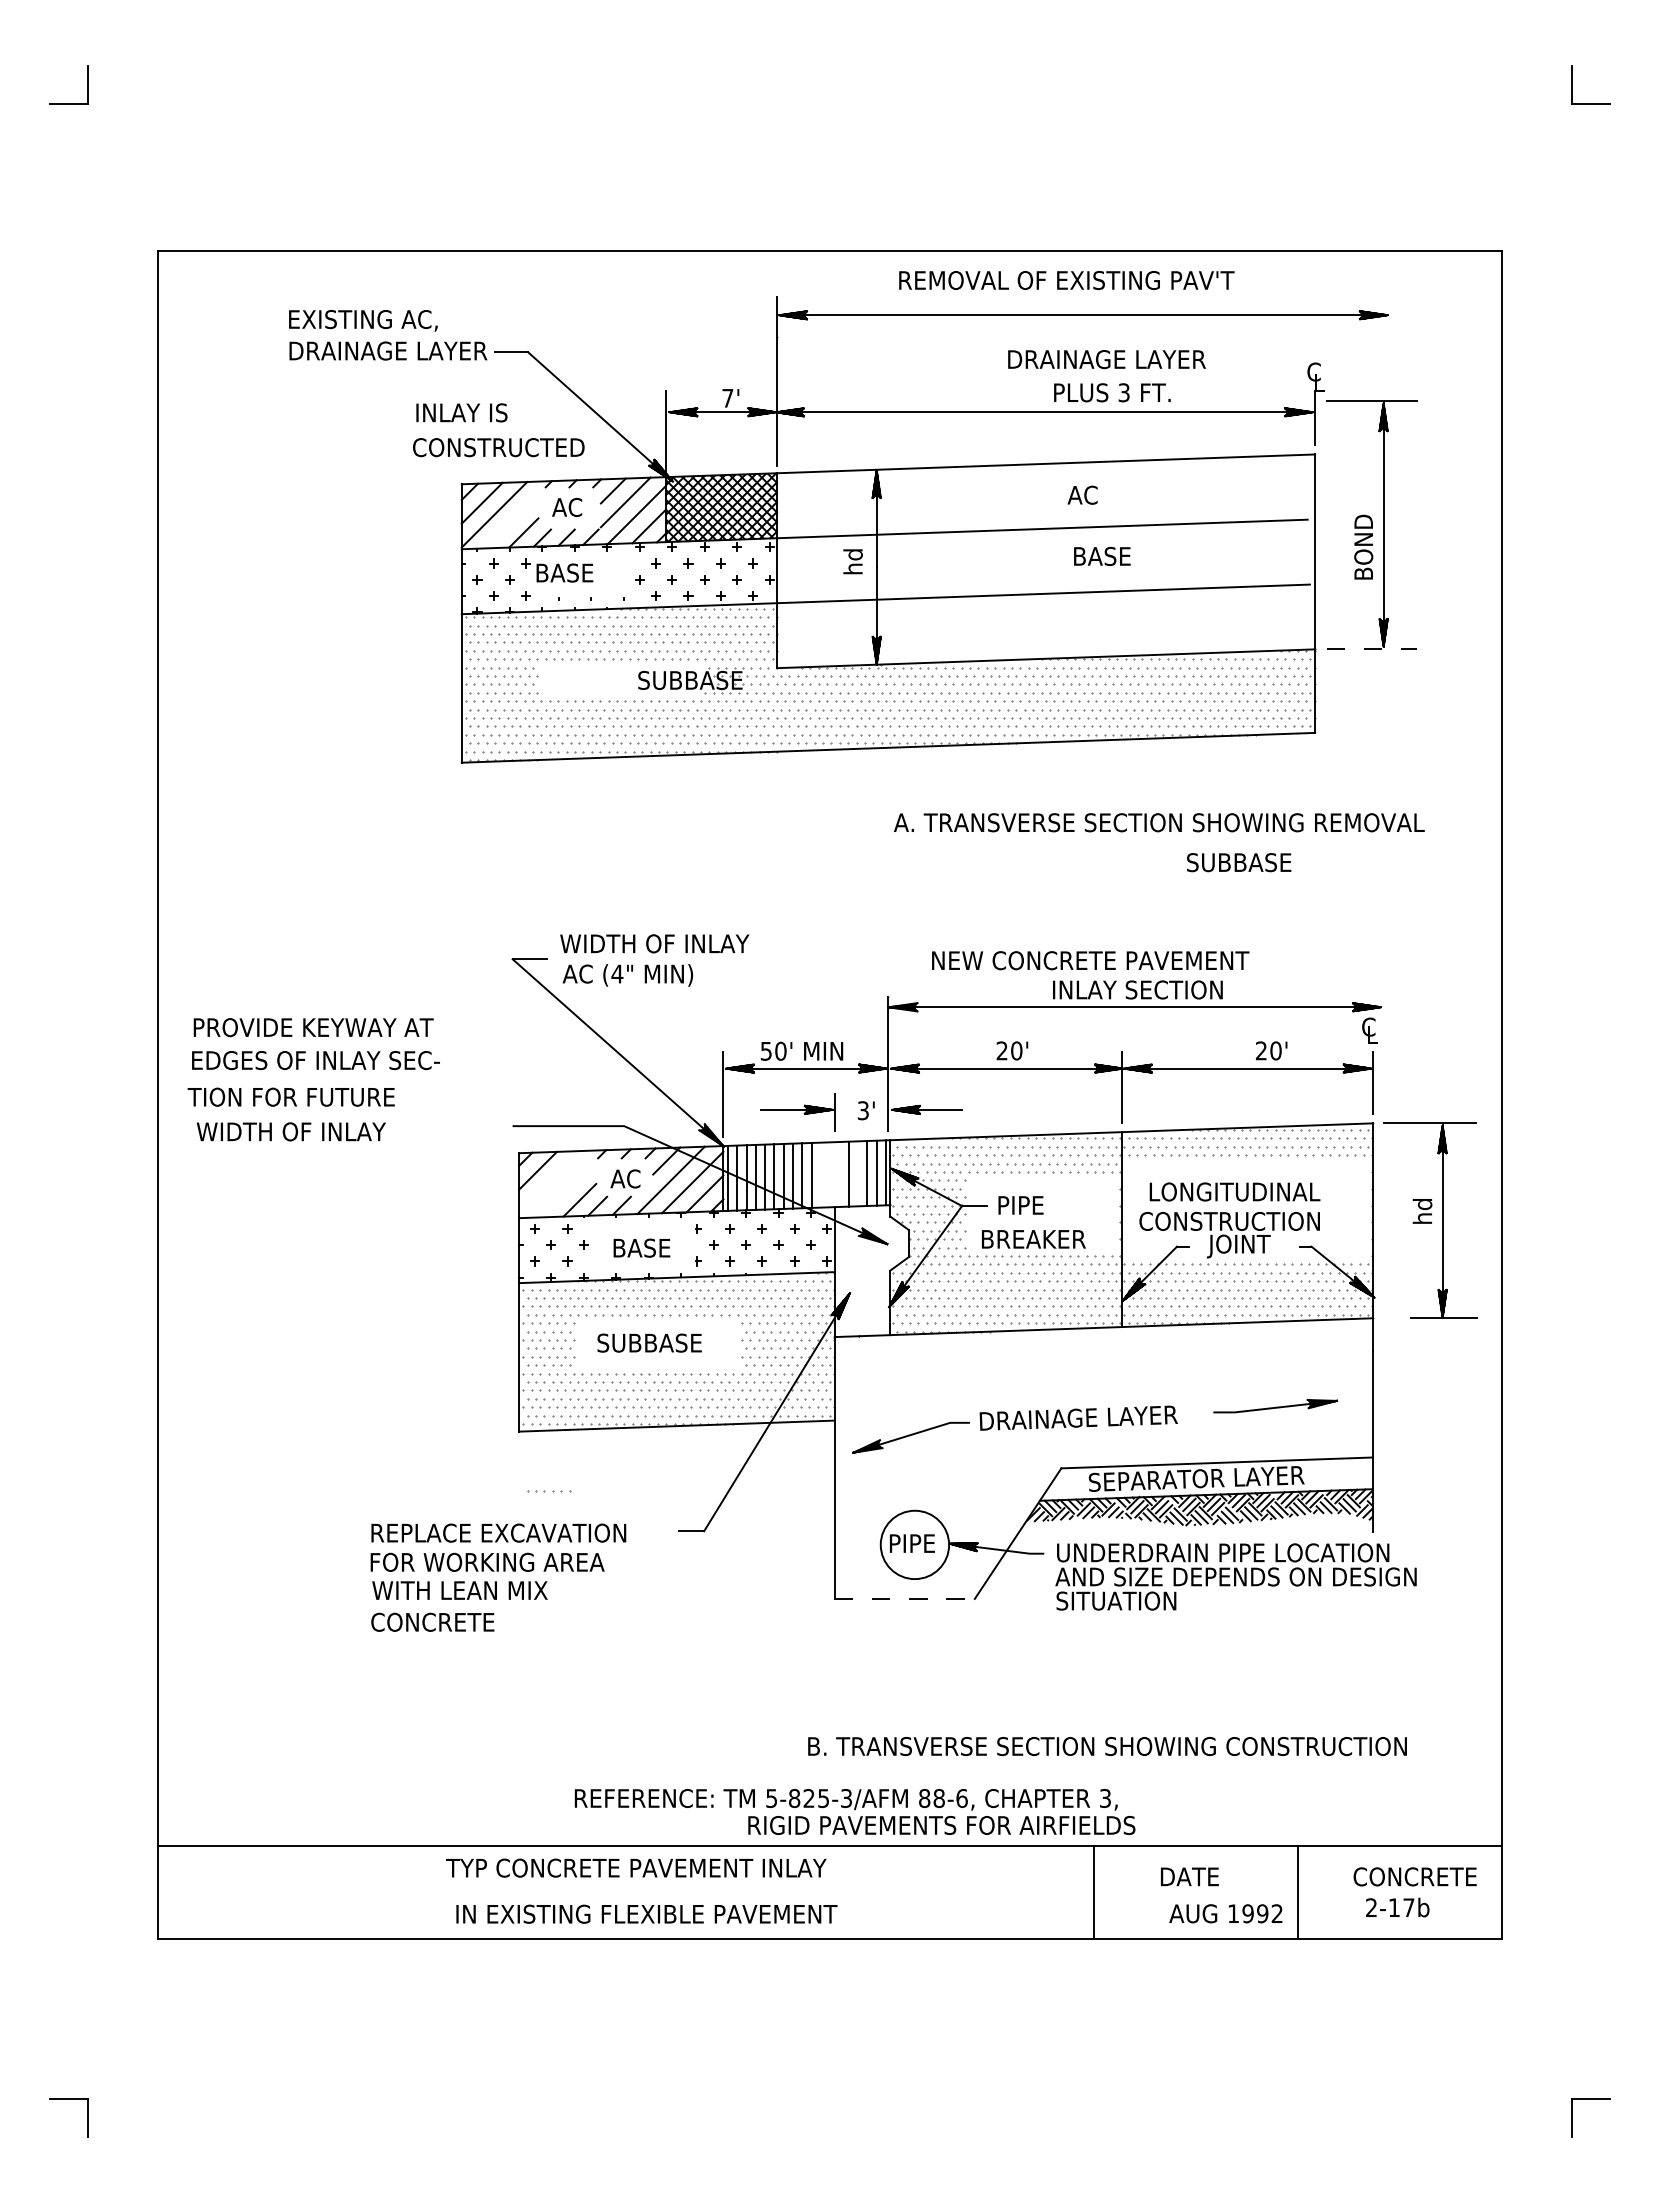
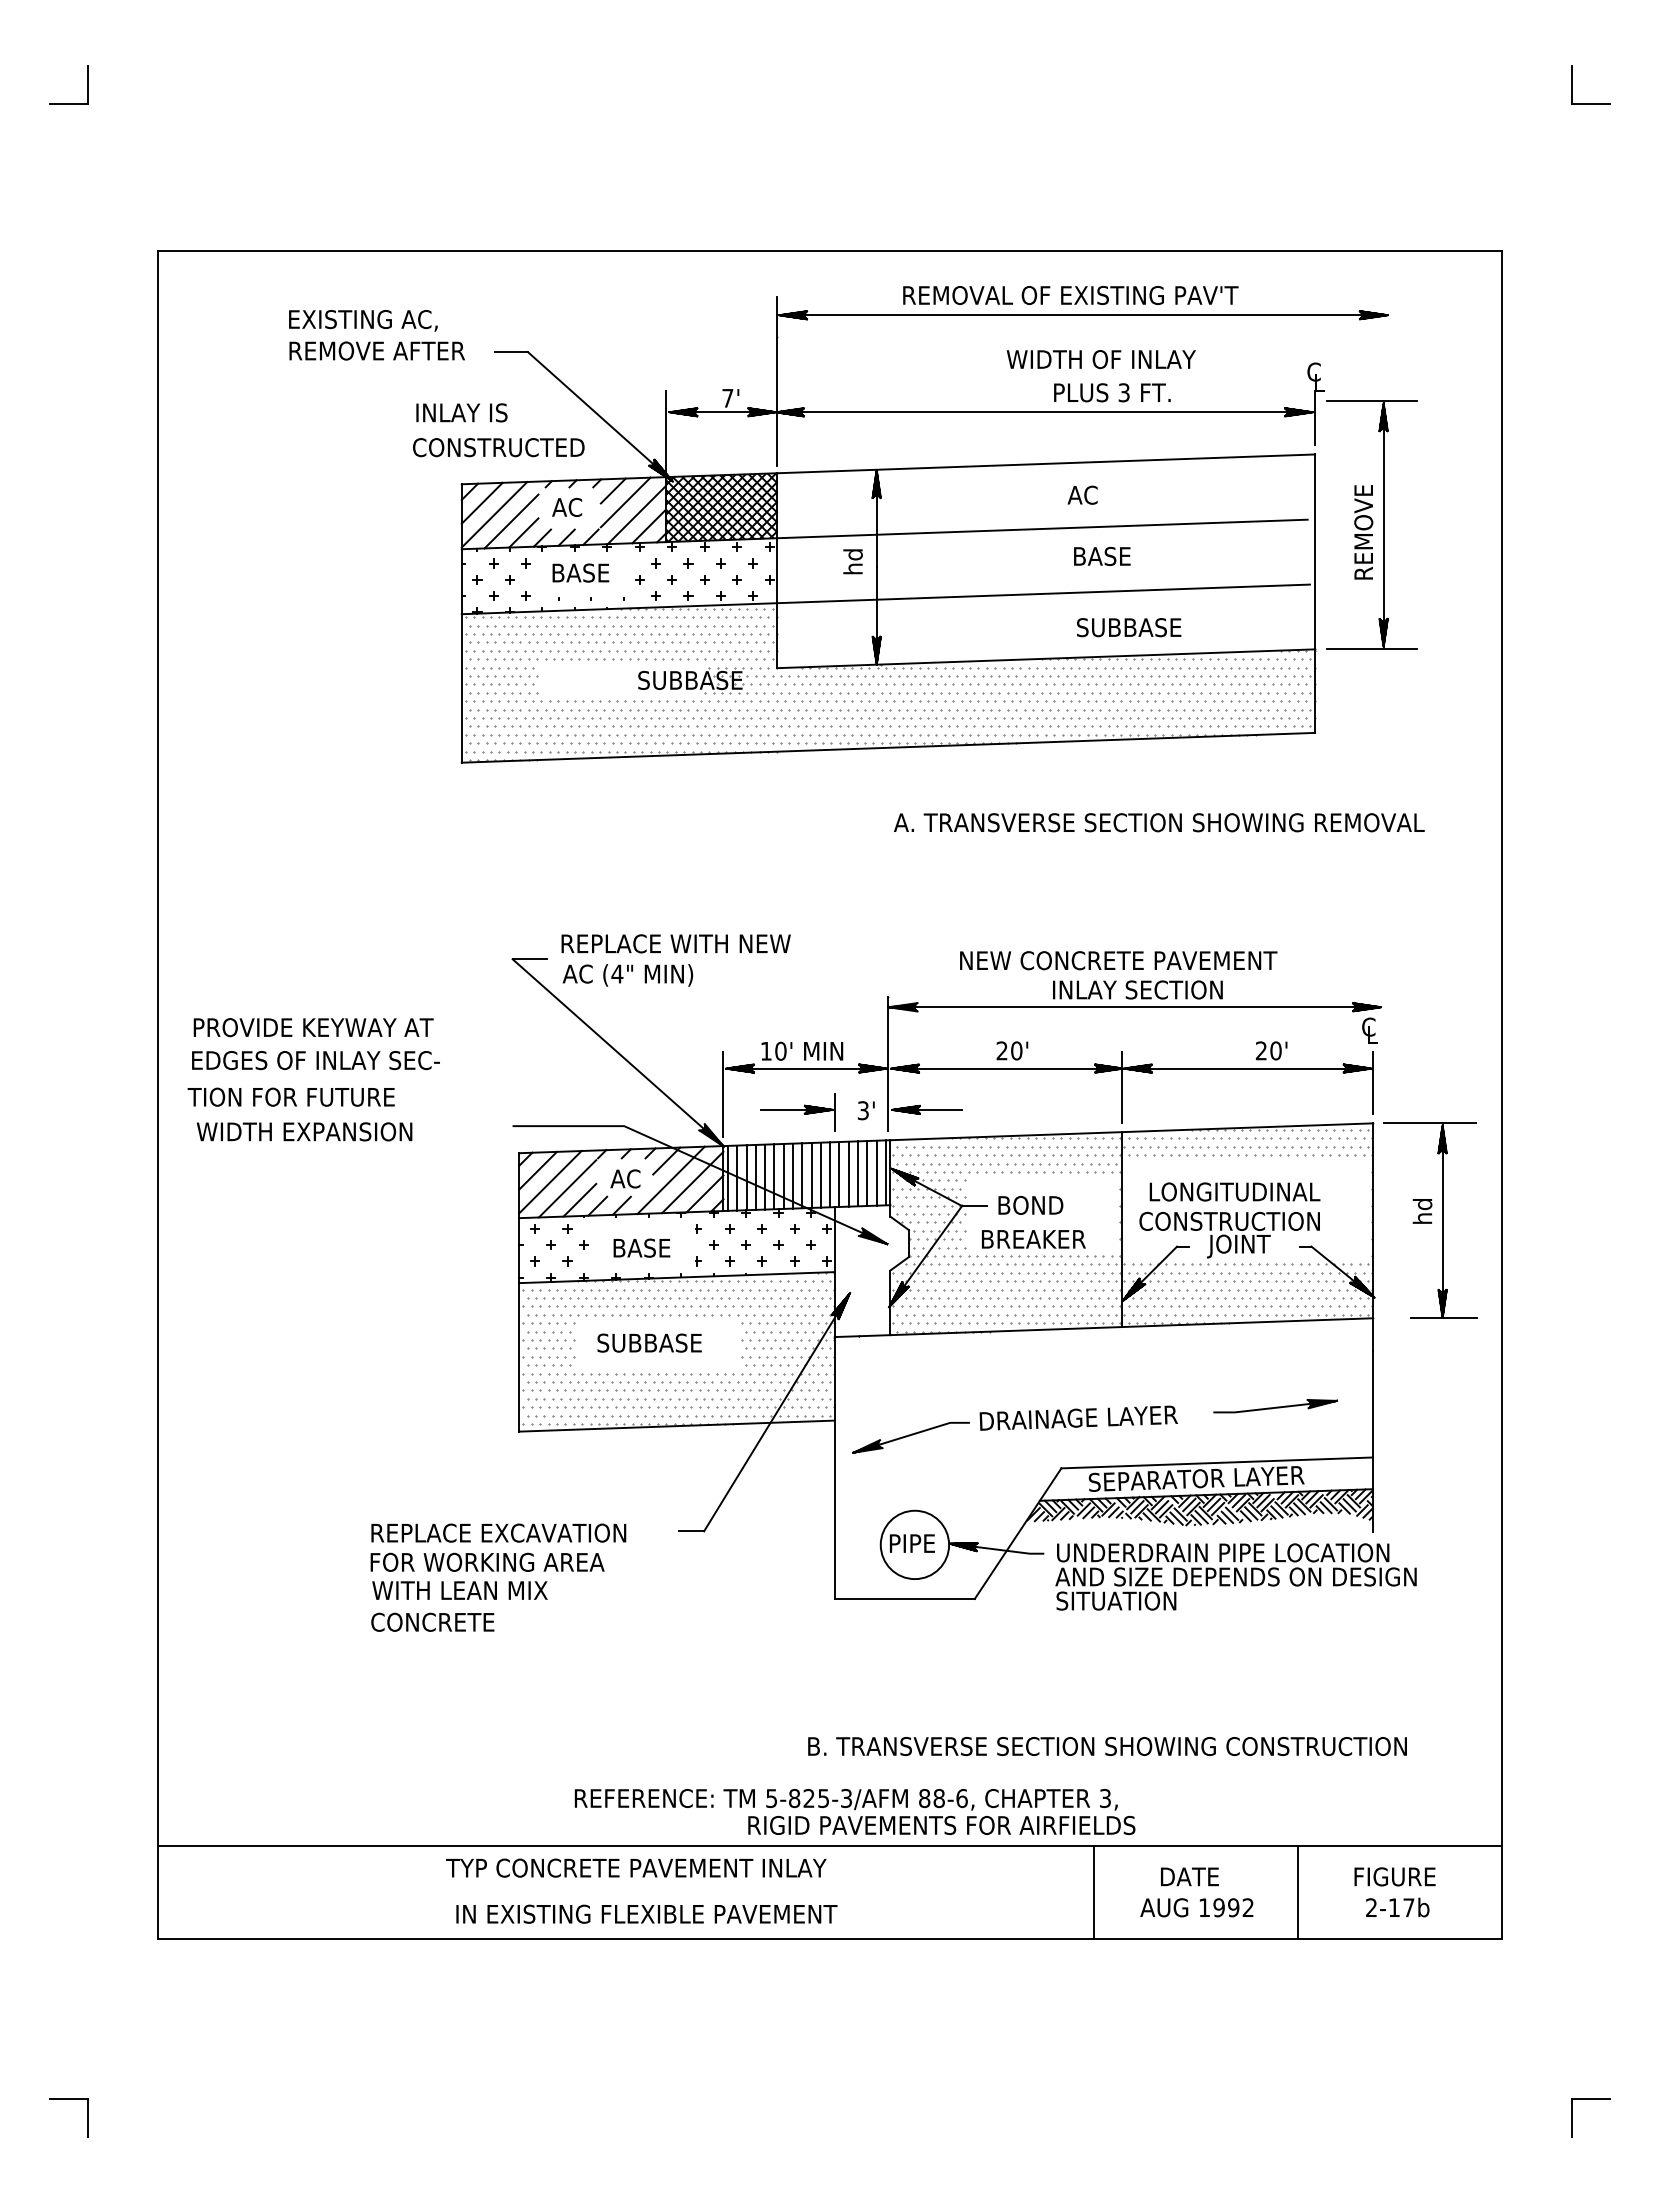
text position: (1066, 280) -> (1070, 295) (1070, 295)
text: DRAINAGE LAYER -> REMOVE AFTER (389, 350)
text: DRAINAGE LAYER -> WIDTH OF INLAY (1105, 359)
line: none -> present (511, 521)
text: BOND -> REMOVE (1363, 531)
text position: (564, 572) -> (580, 572) (580, 572)
line: dashed -> solid (1372, 649)
text position: (1239, 862) -> (1129, 627) (1129, 627)
text: WIDTH OF INLAY -> REPLACE WITH NEW (675, 943)
text position: (1090, 960) -> (1118, 960) (1118, 960)
text: 50' -> 10' (765, 1051)
text: WIDTH OF INLAY -> WIDTH EXPANSION (347, 1131)
line: none -> present (857, 1173)
line: none -> present (820, 1174)
line: none -> present (830, 1174)
line: none -> present (839, 1174)
line: none -> present (550, 1182)
line: none -> present (567, 1188)
text: PIPE -> BOND (1031, 1204)
part: present -> none (549, 1491)
line: dashed -> solid (905, 1598)
text: CONCRETE -> FIGURE (1414, 1876)
text position: (1225, 1913) -> (1196, 1907) (1196, 1907)
